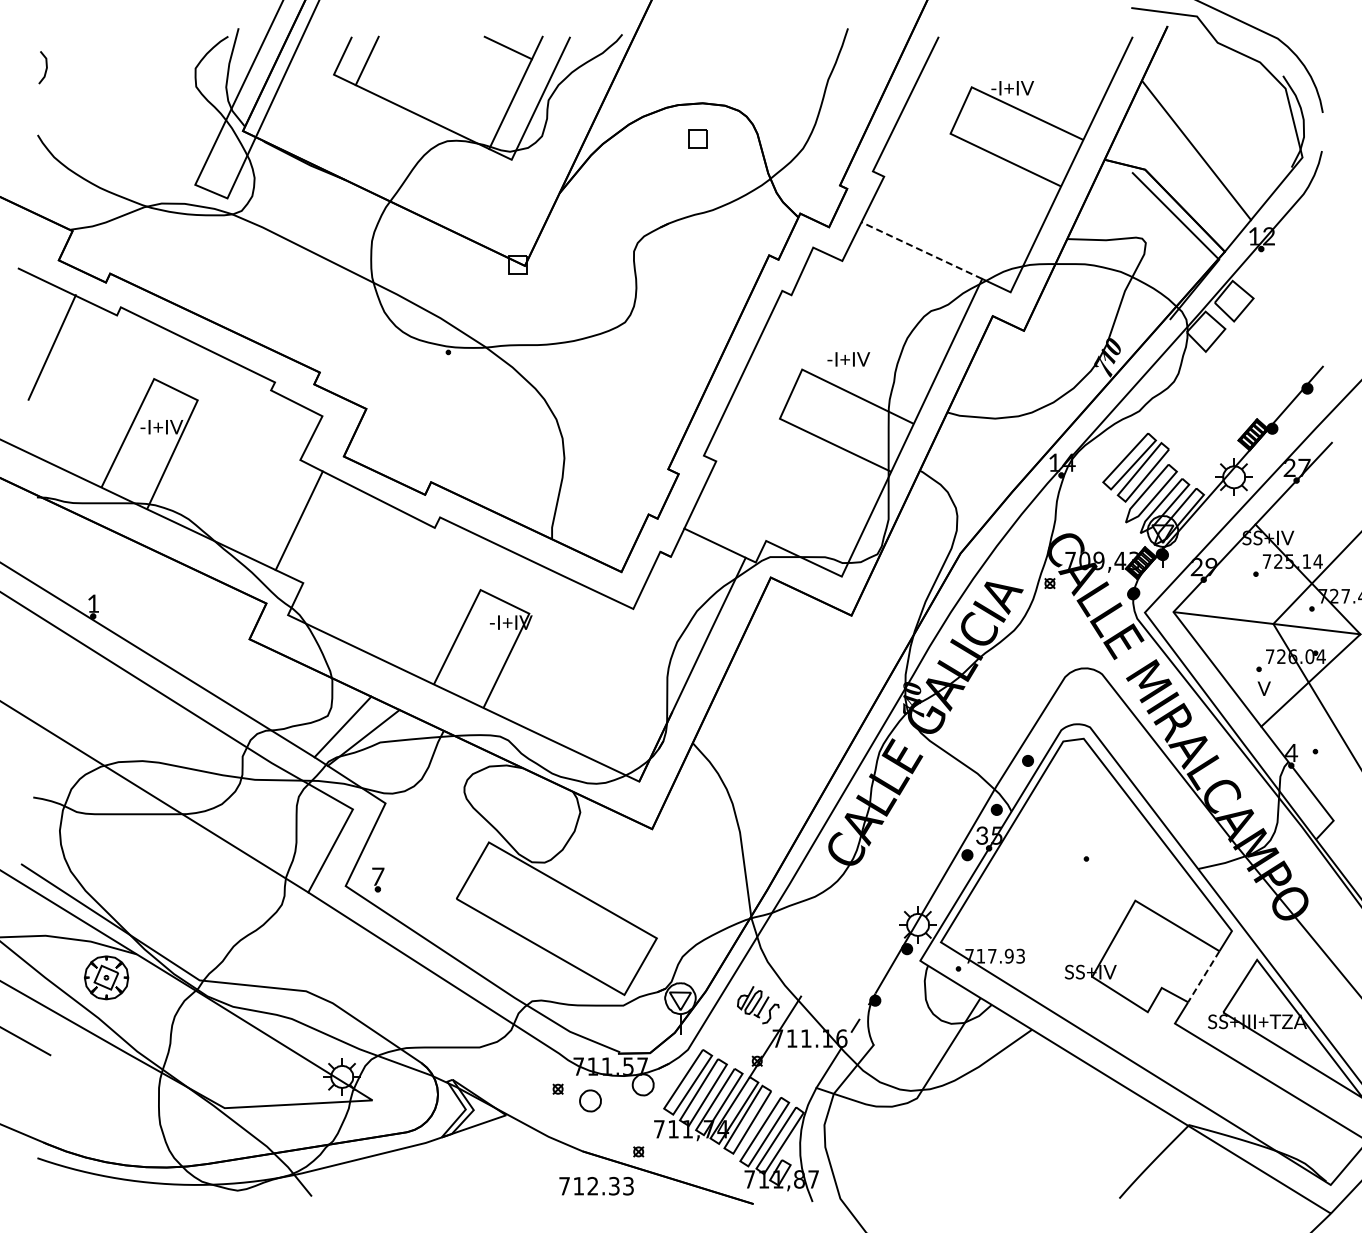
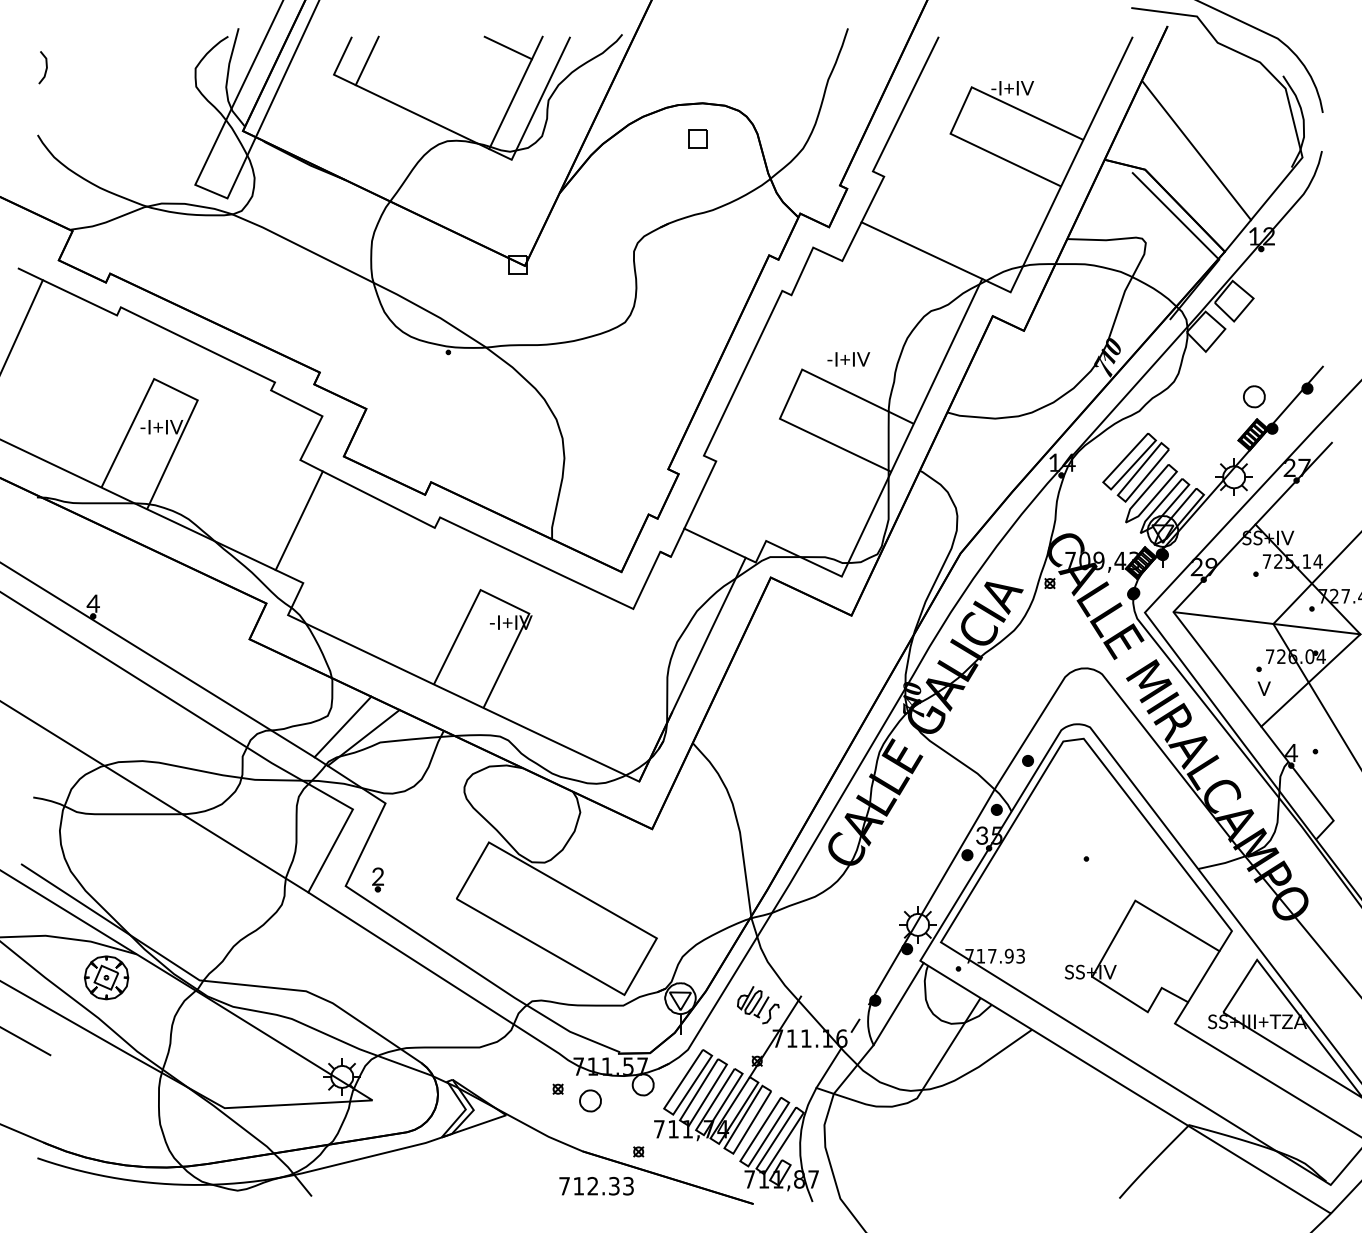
line: dashed -> solid (921, 250)
line position: (51, 347) -> (22, 325) (22, 325)
part: none -> present (1254, 396)
text: 1 -> 4 (92, 603)
text: 7 -> 2 (378, 876)
line: dashed -> solid (1203, 976)
line: none -> present (898, 1003)
